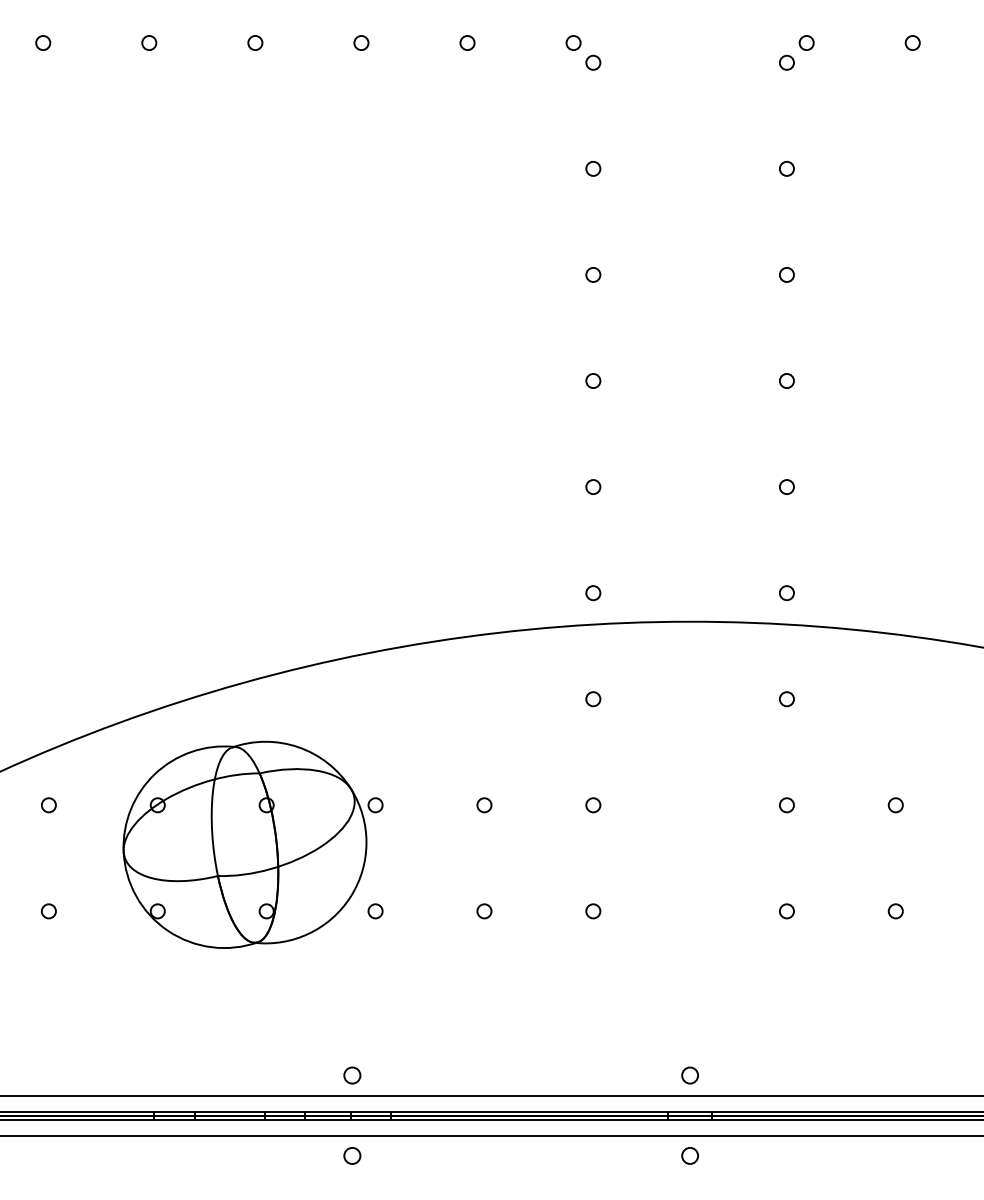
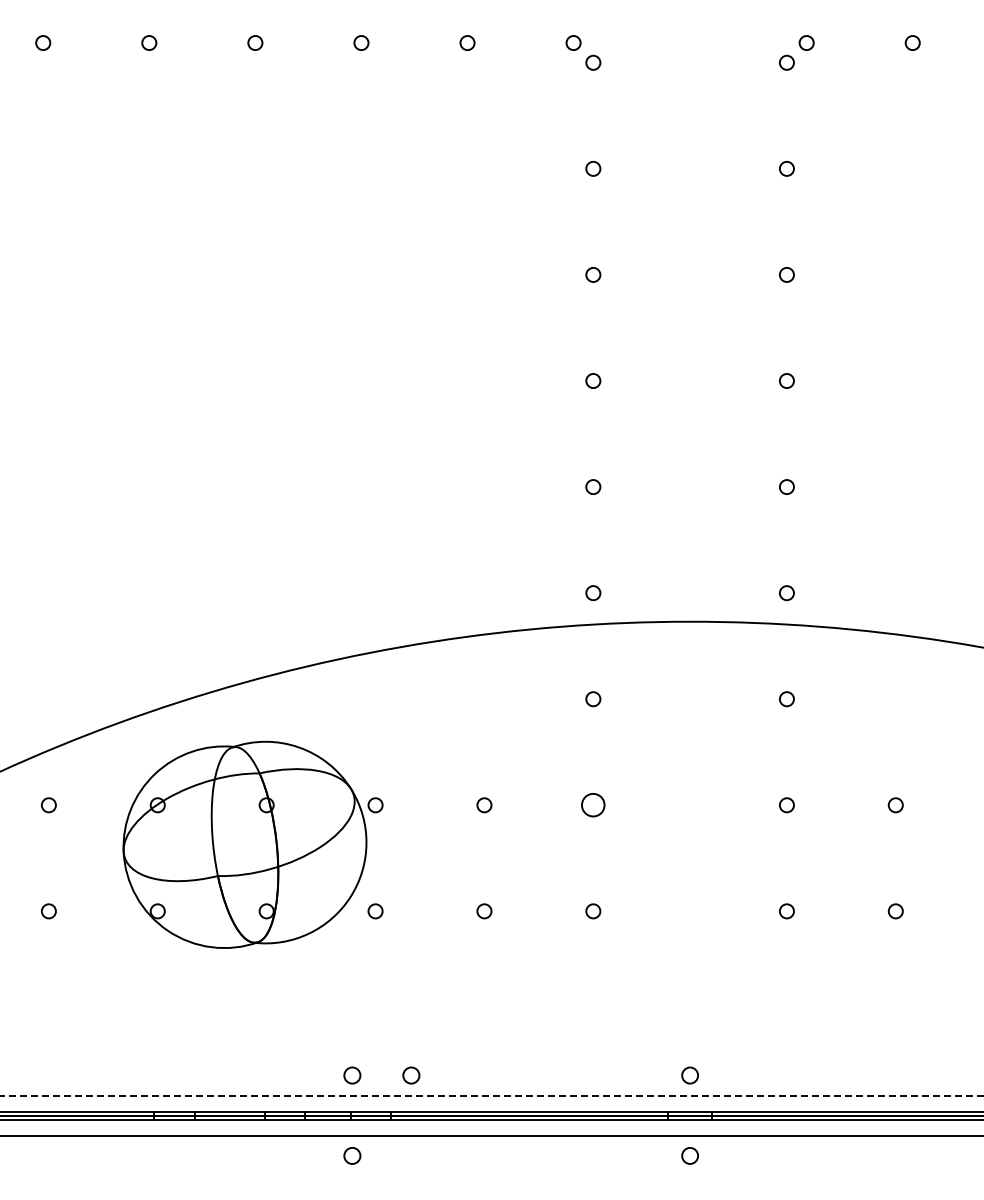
circle size: 17x17 px -> 25x25 px (593, 805)
circle: none -> present (411, 1075)
line: solid -> dashed (491, 1095)
